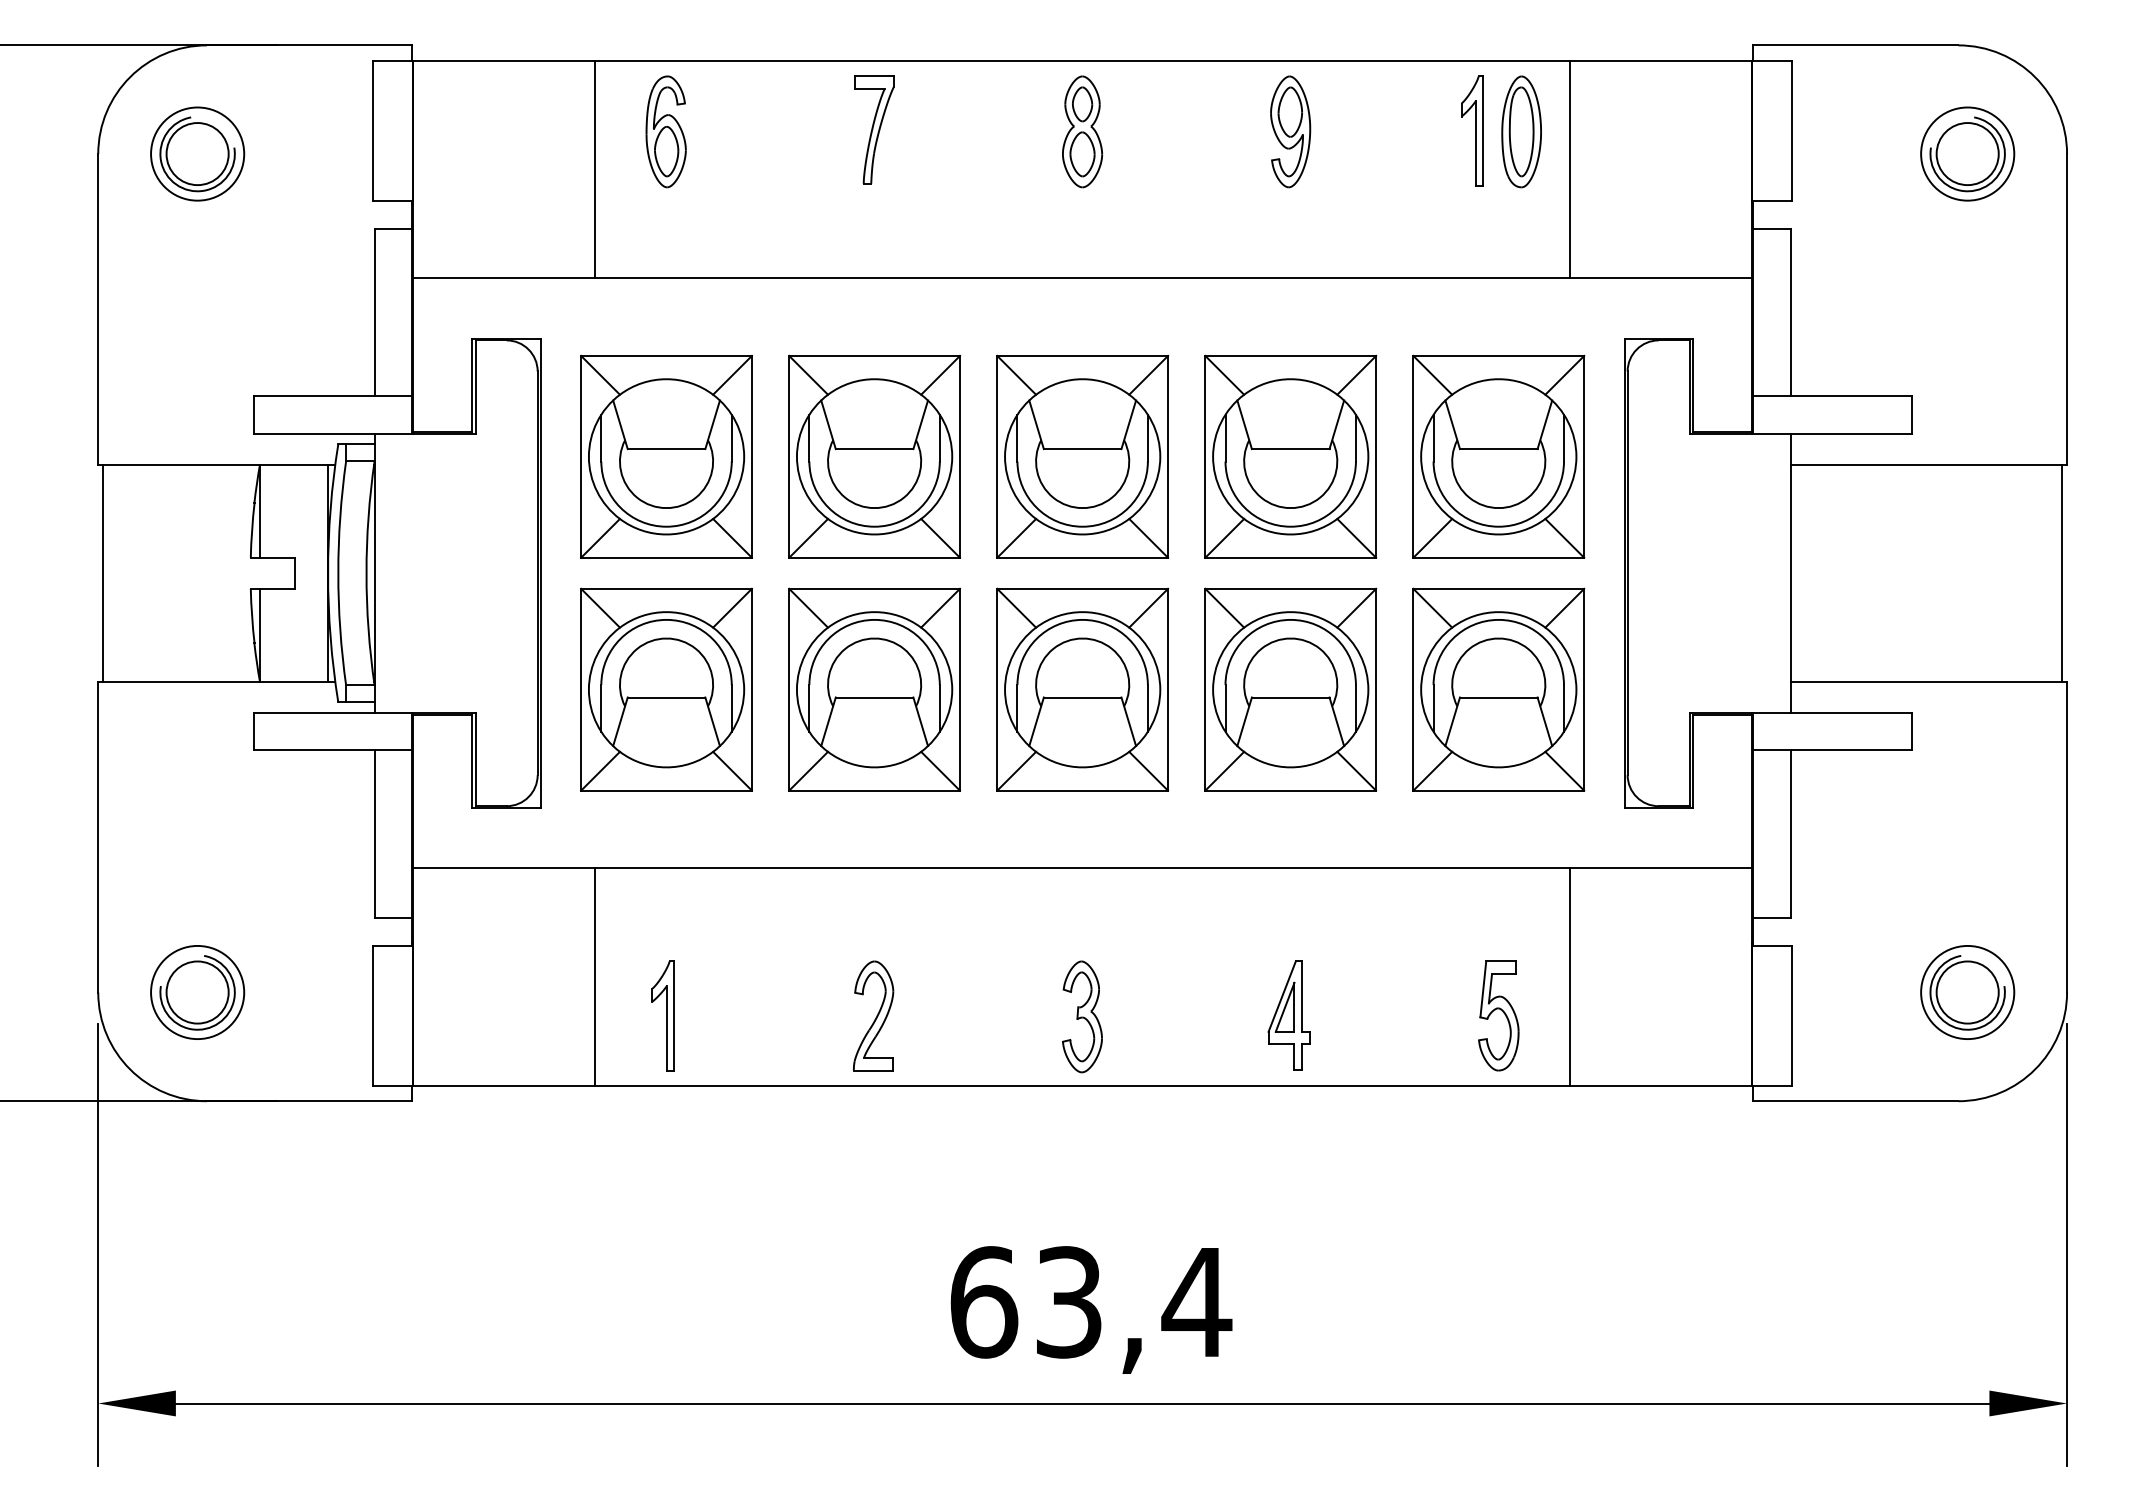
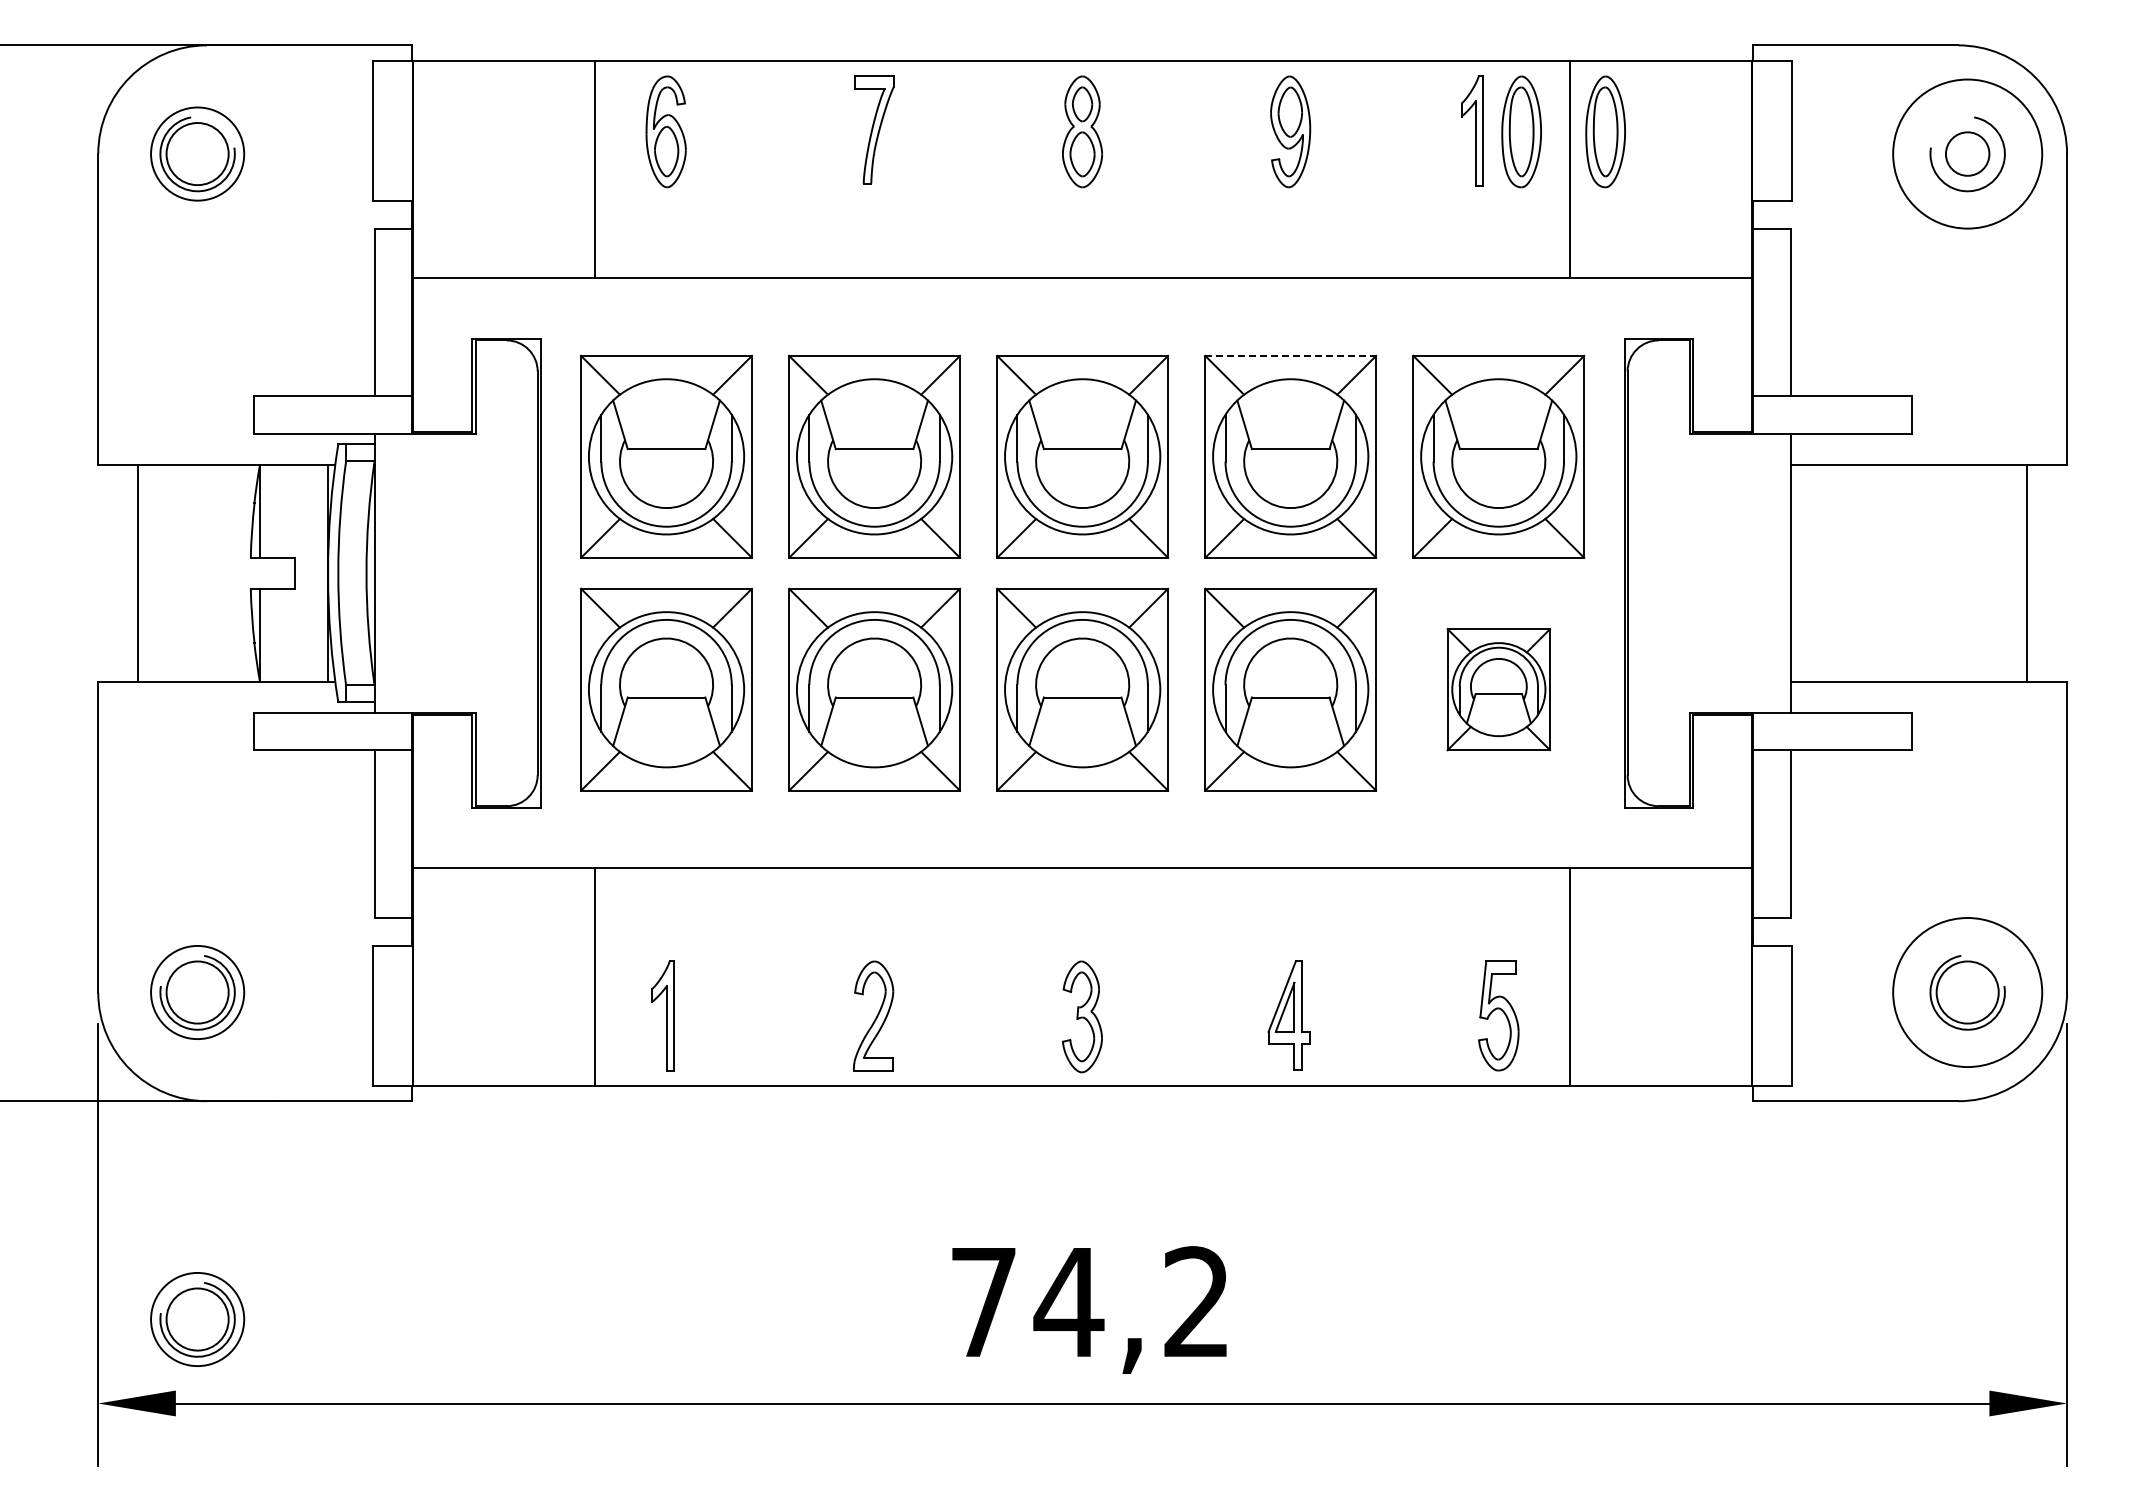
part: none -> present (1605, 131)
circle diameter: 93 px -> 149 px (1967, 153)
circle diameter: 62 px -> 43 px (1967, 153)
line: solid -> dashed (1291, 355)
line position: (102, 573) -> (137, 573) (137, 573)
line position: (2062, 573) -> (2027, 573) (2027, 573)
part size: 174x205 px -> 106x124 px (1498, 689)
circle diameter: 93 px -> 149 px (1967, 992)
text: 63,4 -> 74,2 (1091, 1302)
part: none -> present (197, 1319)
